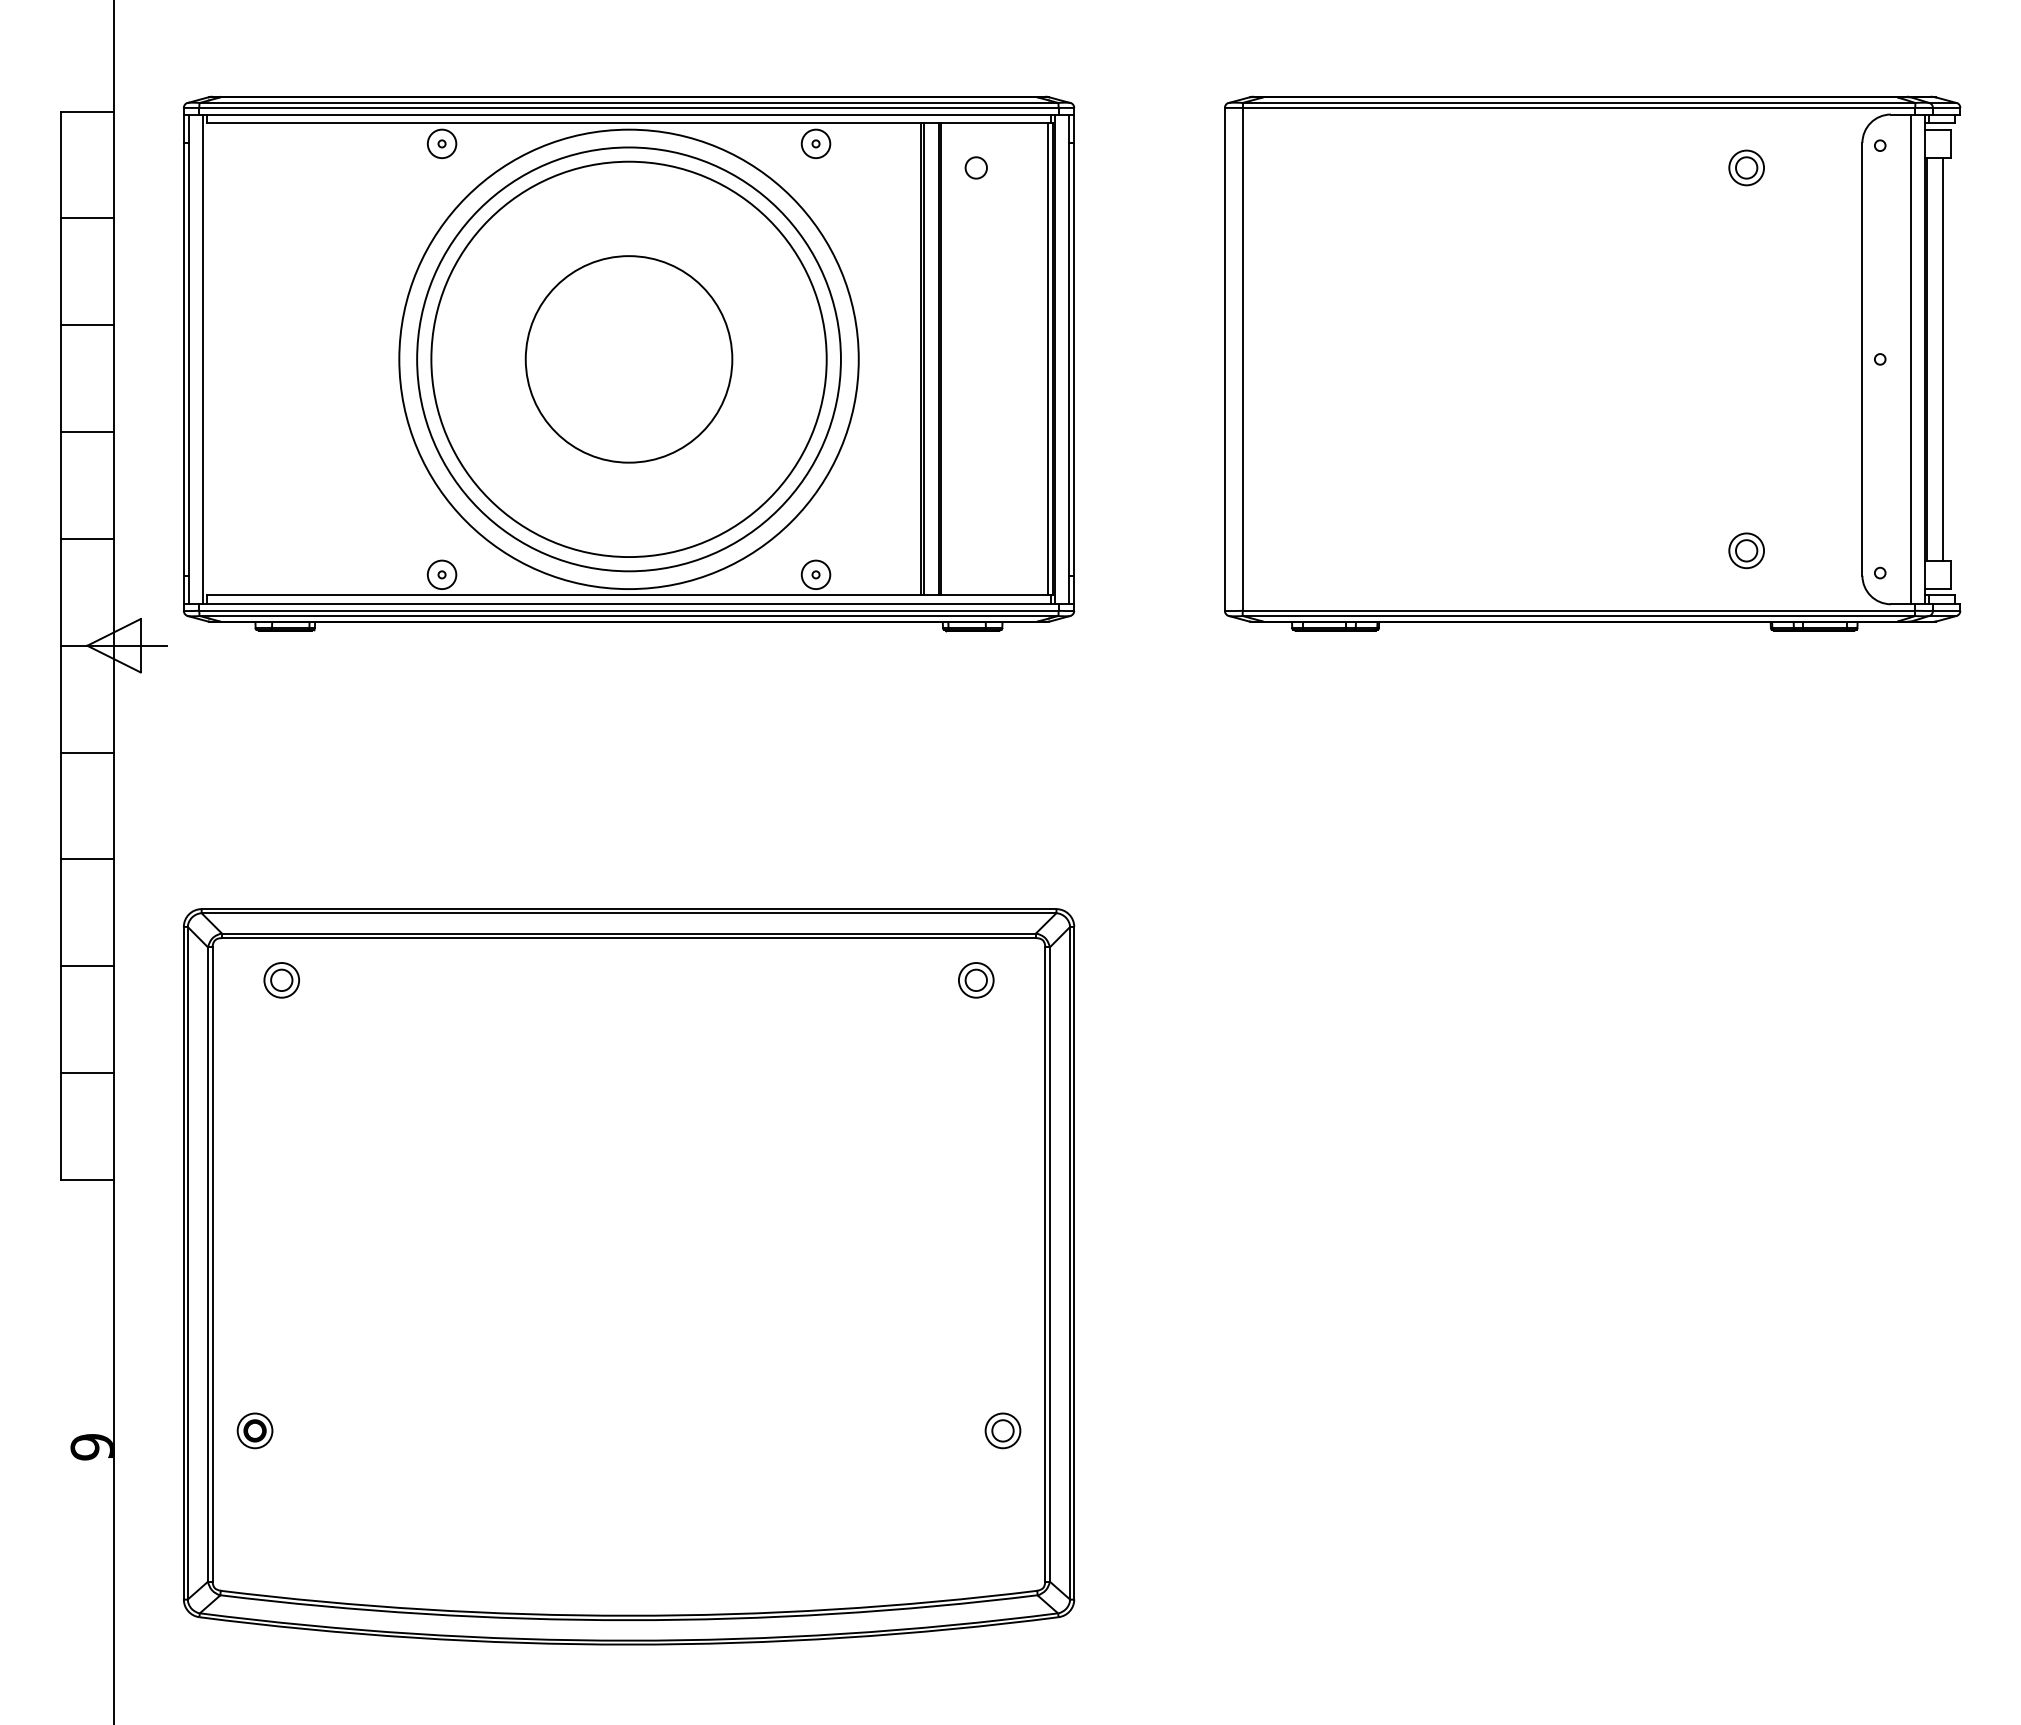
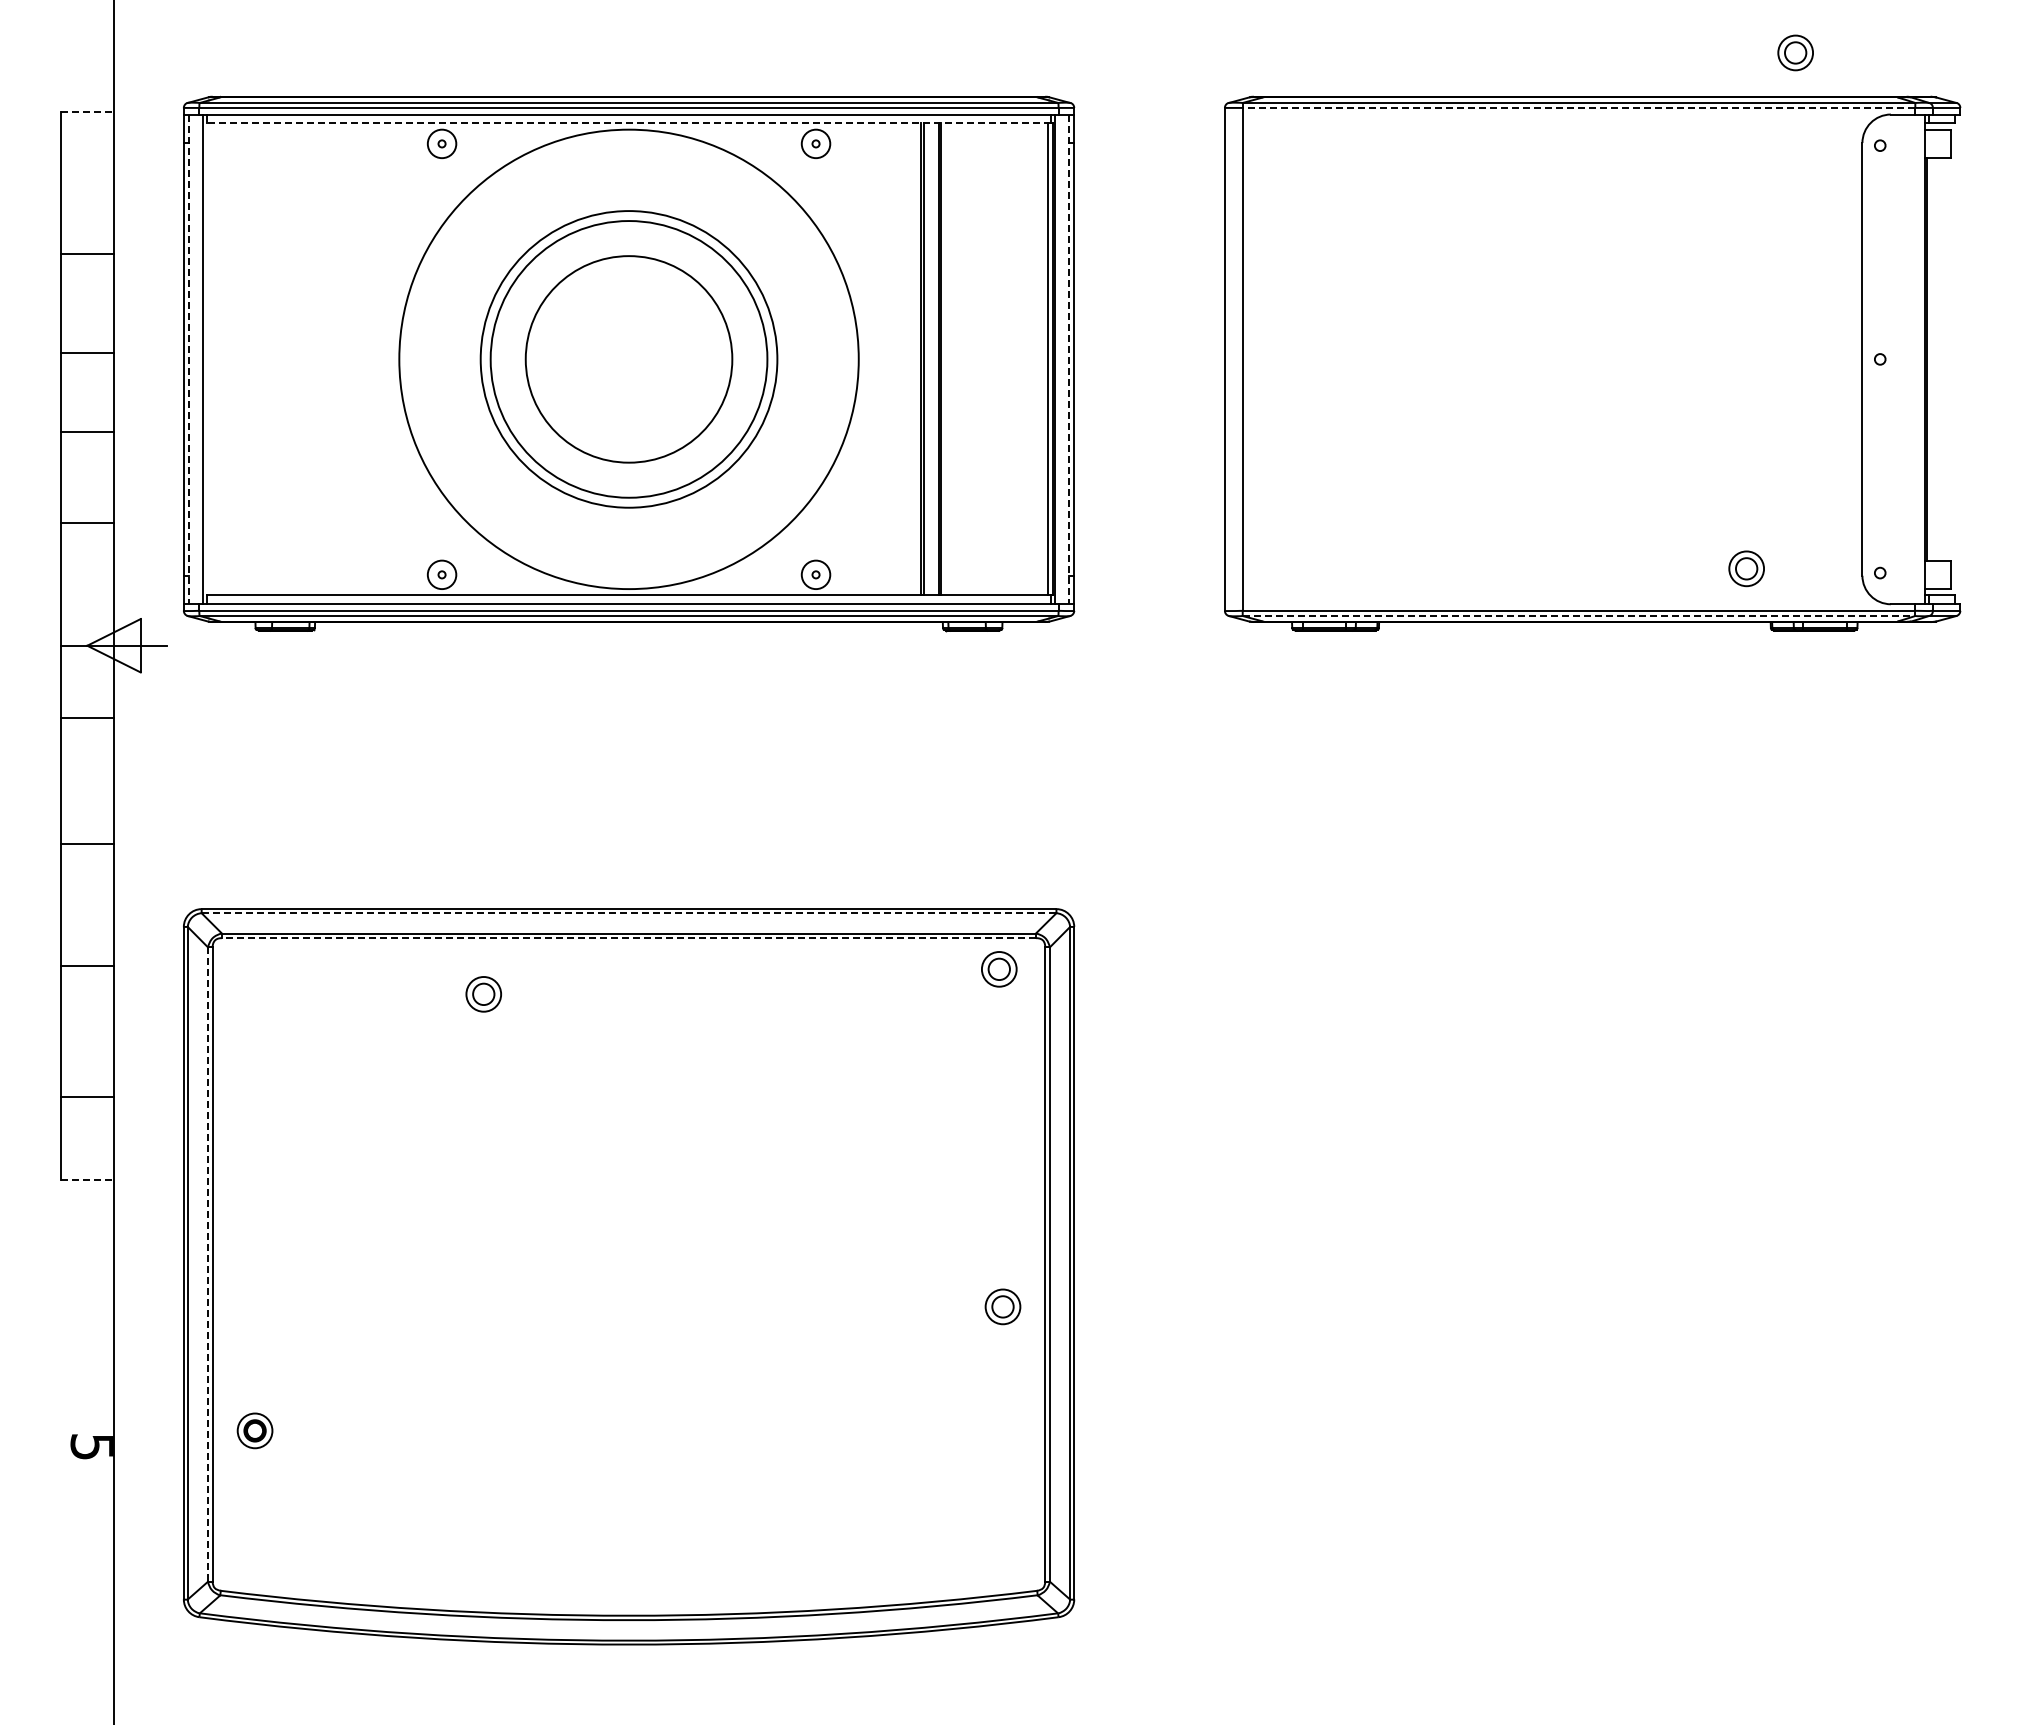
line: solid -> dashed (1578, 107)
line: solid -> dashed (87, 111)
line: solid -> dashed (628, 123)
circle: present -> none (975, 167)
part position: (1746, 167) -> (1795, 52) (1795, 52)
line position: (87, 218) -> (87, 254) (87, 254)
line position: (87, 325) -> (87, 353) (87, 353)
line: solid -> dashed (189, 359)
circle diameter: 395 px -> 277 px (628, 359)
circle diameter: 424 px -> 297 px (628, 359)
line: solid -> dashed (1068, 359)
line: present -> none (1910, 359)
line: present -> none (1942, 359)
line position: (87, 538) -> (87, 522) (87, 522)
part position: (1746, 550) -> (1746, 568) (1746, 568)
line: solid -> dashed (1579, 616)
line position: (87, 752) -> (87, 717) (87, 717)
line position: (87, 859) -> (87, 844) (87, 844)
line: solid -> dashed (628, 913)
line: solid -> dashed (628, 938)
part position: (281, 980) -> (483, 994) (483, 994)
part position: (976, 980) -> (999, 969) (999, 969)
line position: (87, 1073) -> (87, 1097) (87, 1097)
line: solid -> dashed (87, 1179)
line: solid -> dashed (208, 1265)
part position: (1002, 1430) -> (1002, 1306) (1002, 1306)
text: 6 -> 5 (91, 1447)
